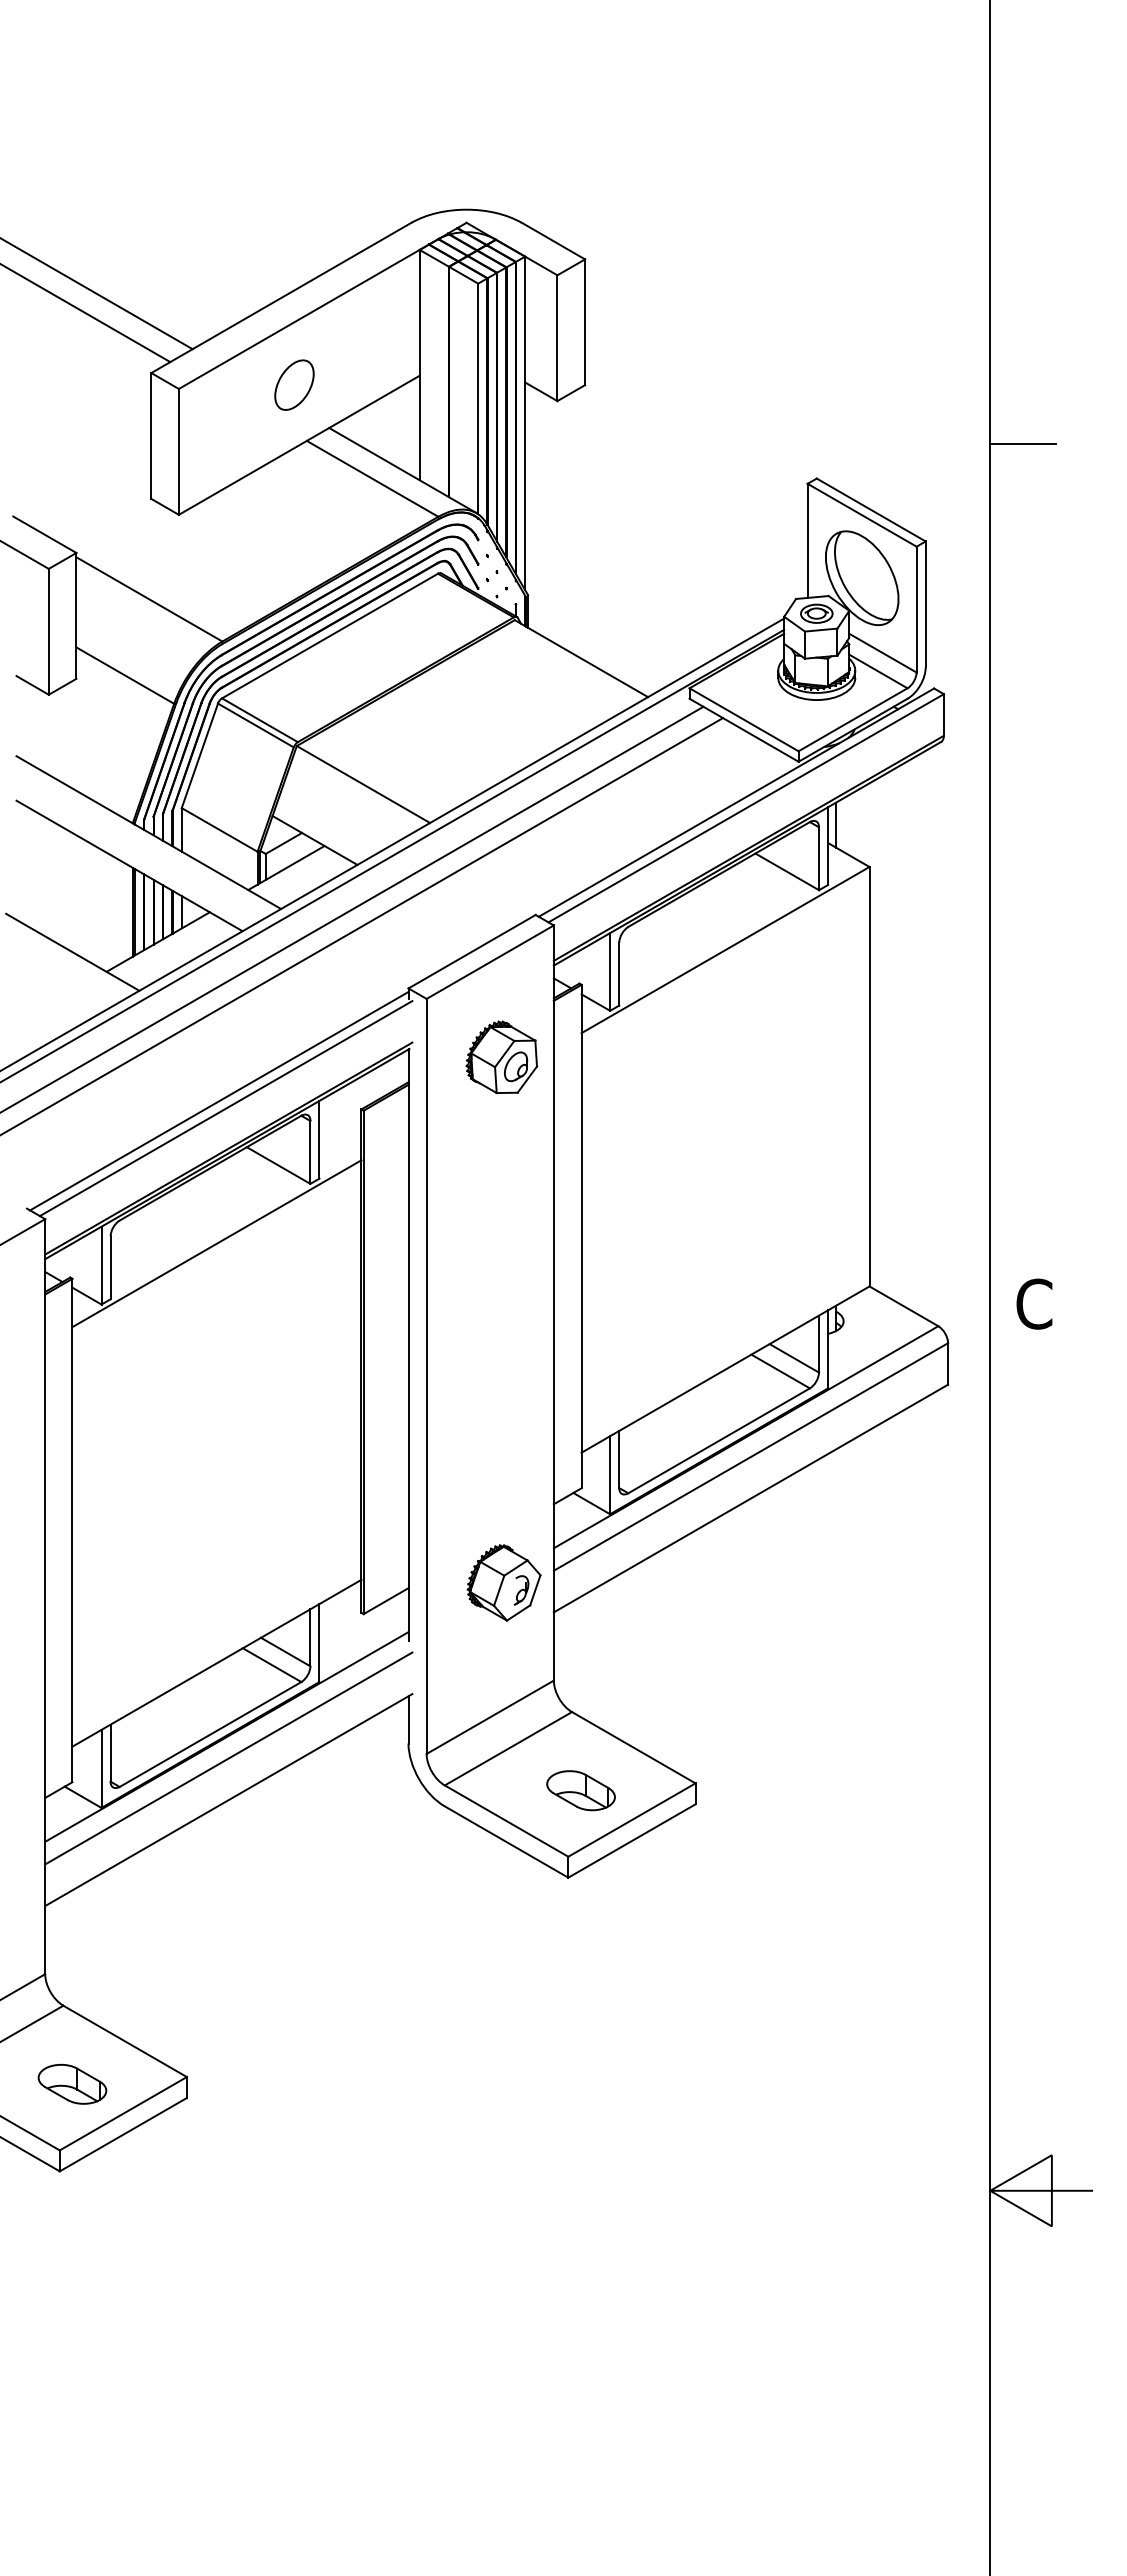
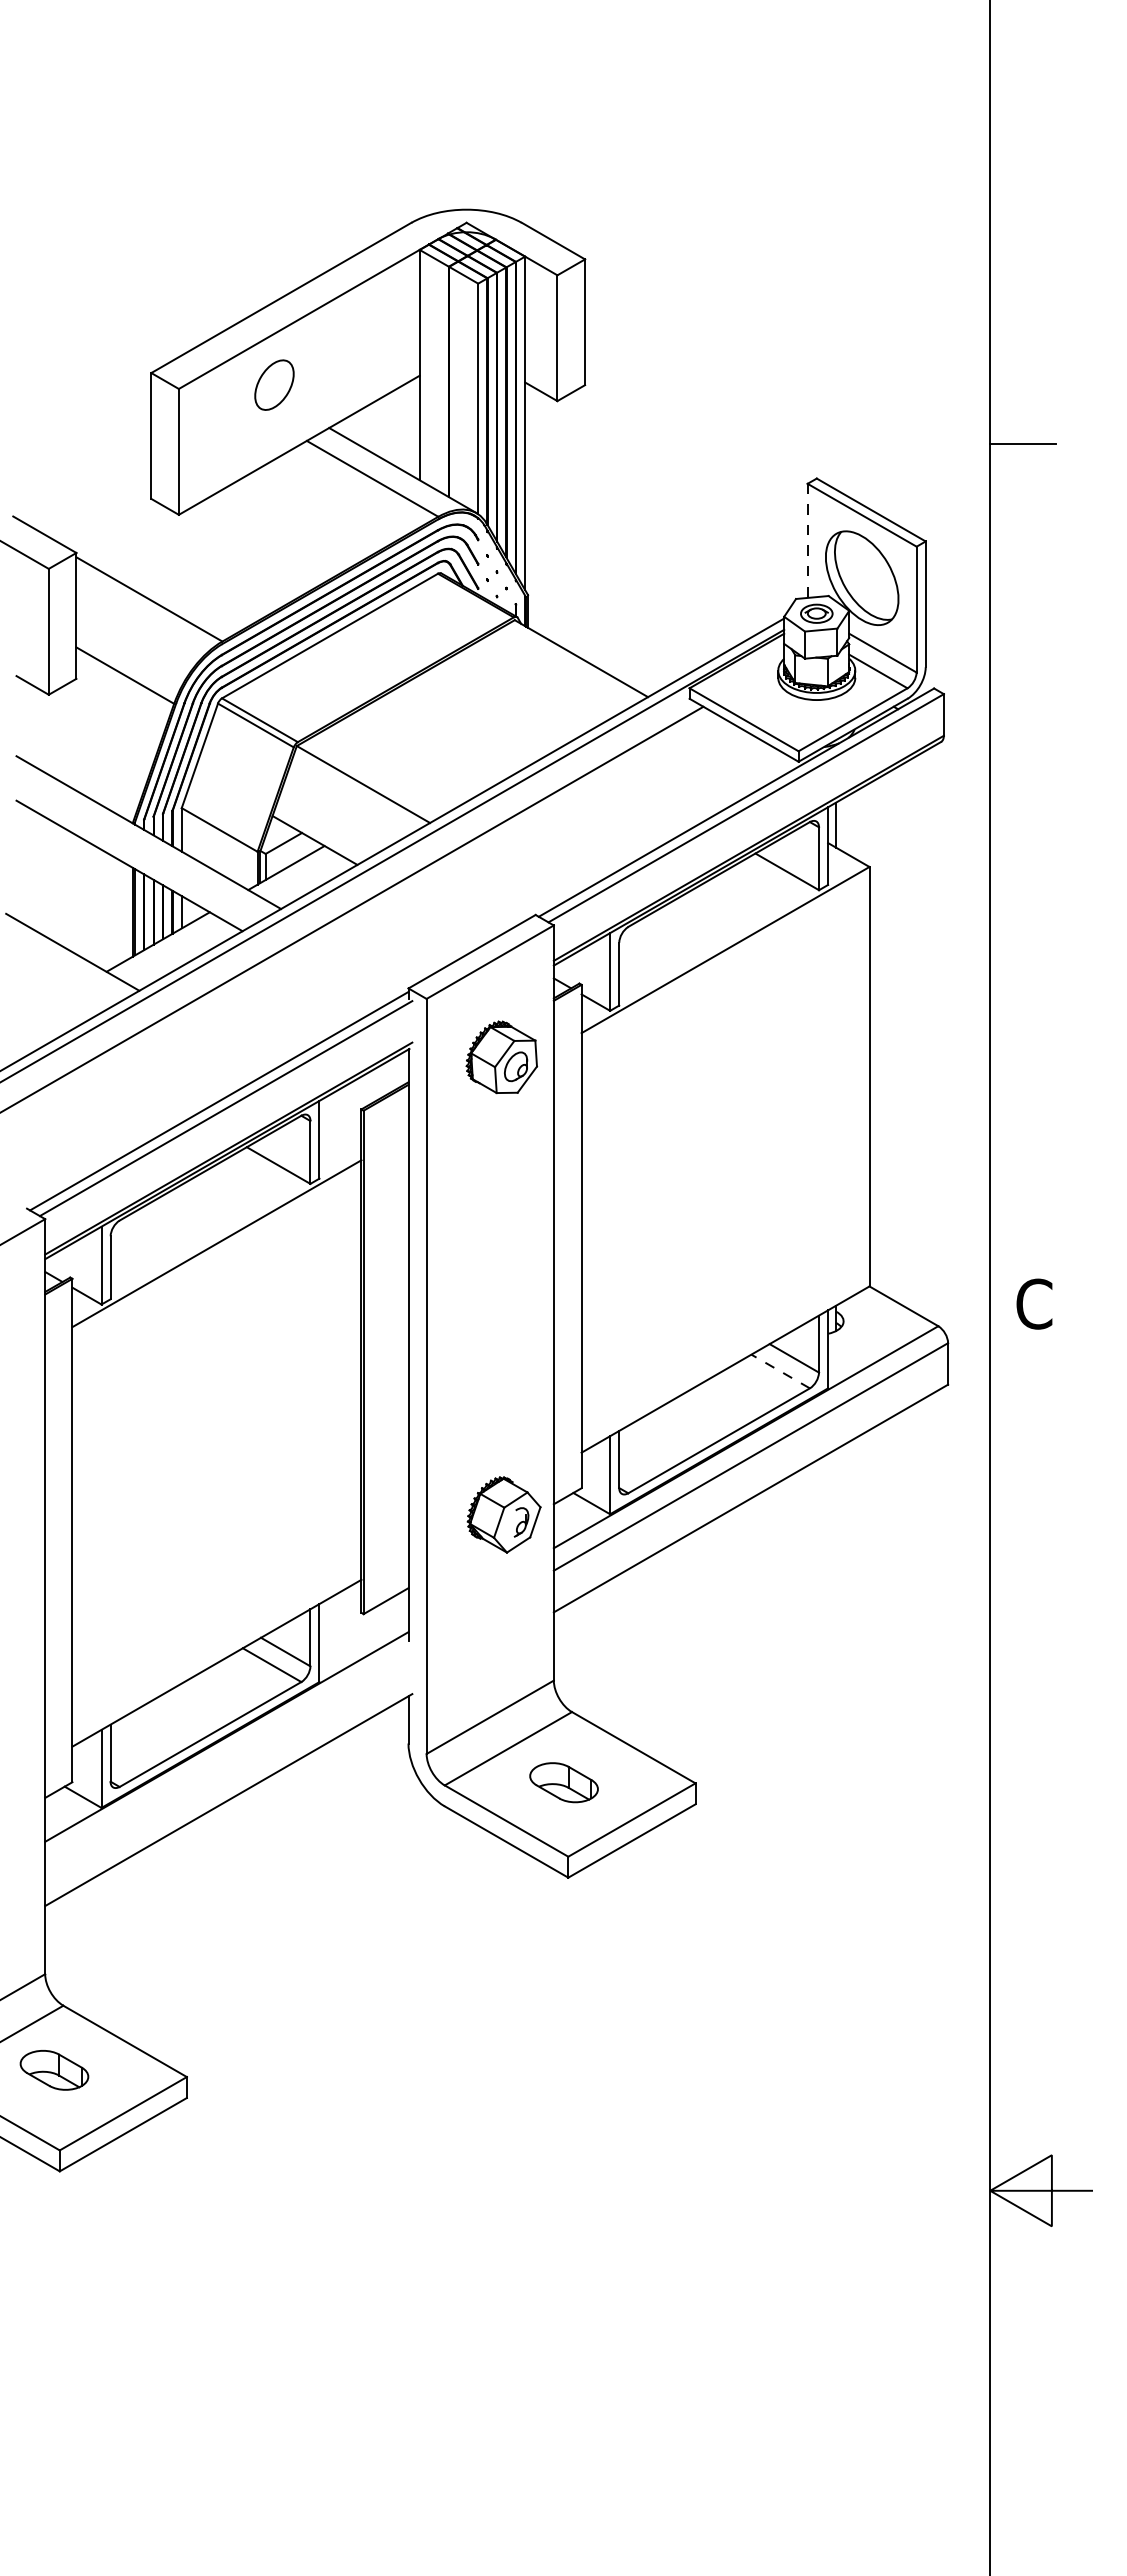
line: present -> none (97, 294)
line: present -> none (86, 313)
part position: (294, 384) -> (274, 384) (274, 384)
line: solid -> dashed (807, 541)
line: present -> none (362, 925)
line: solid -> dashed (780, 1371)
part position: (503, 1582) -> (503, 1514) (503, 1514)
line: present -> none (228, 1758)
part position: (580, 1790) -> (563, 1782) (563, 1782)
part position: (72, 2084) -> (54, 2070) (54, 2070)
